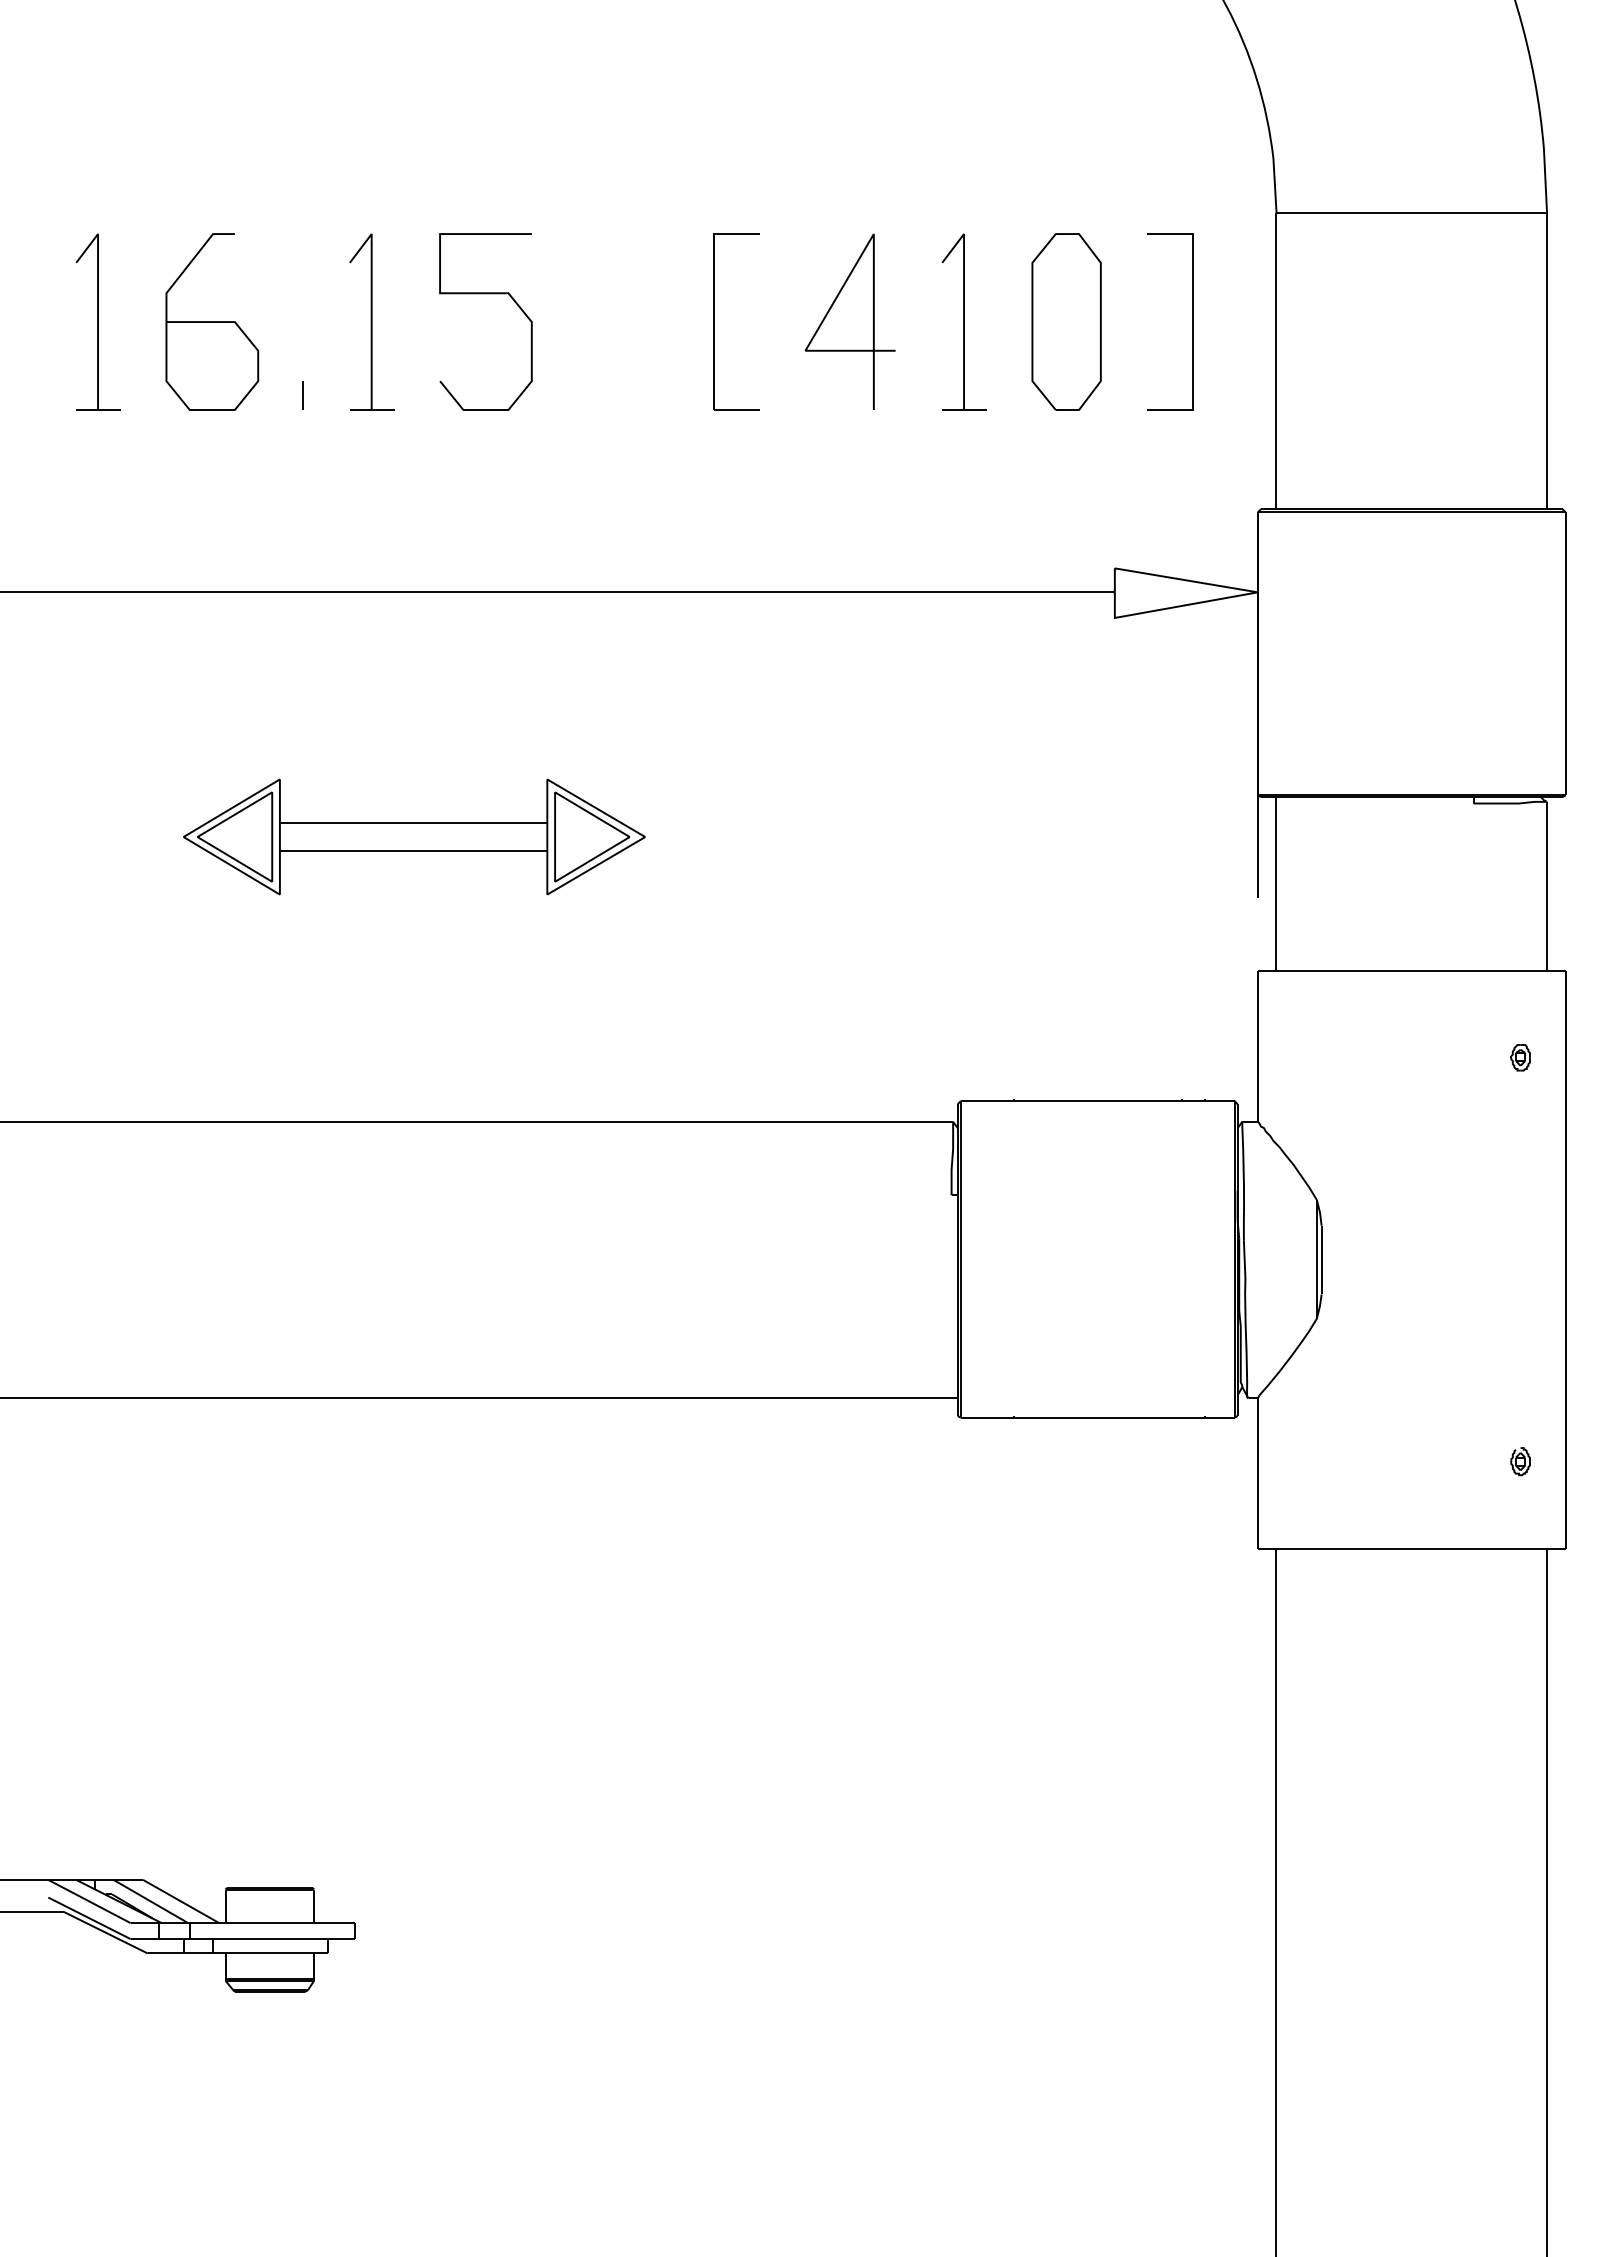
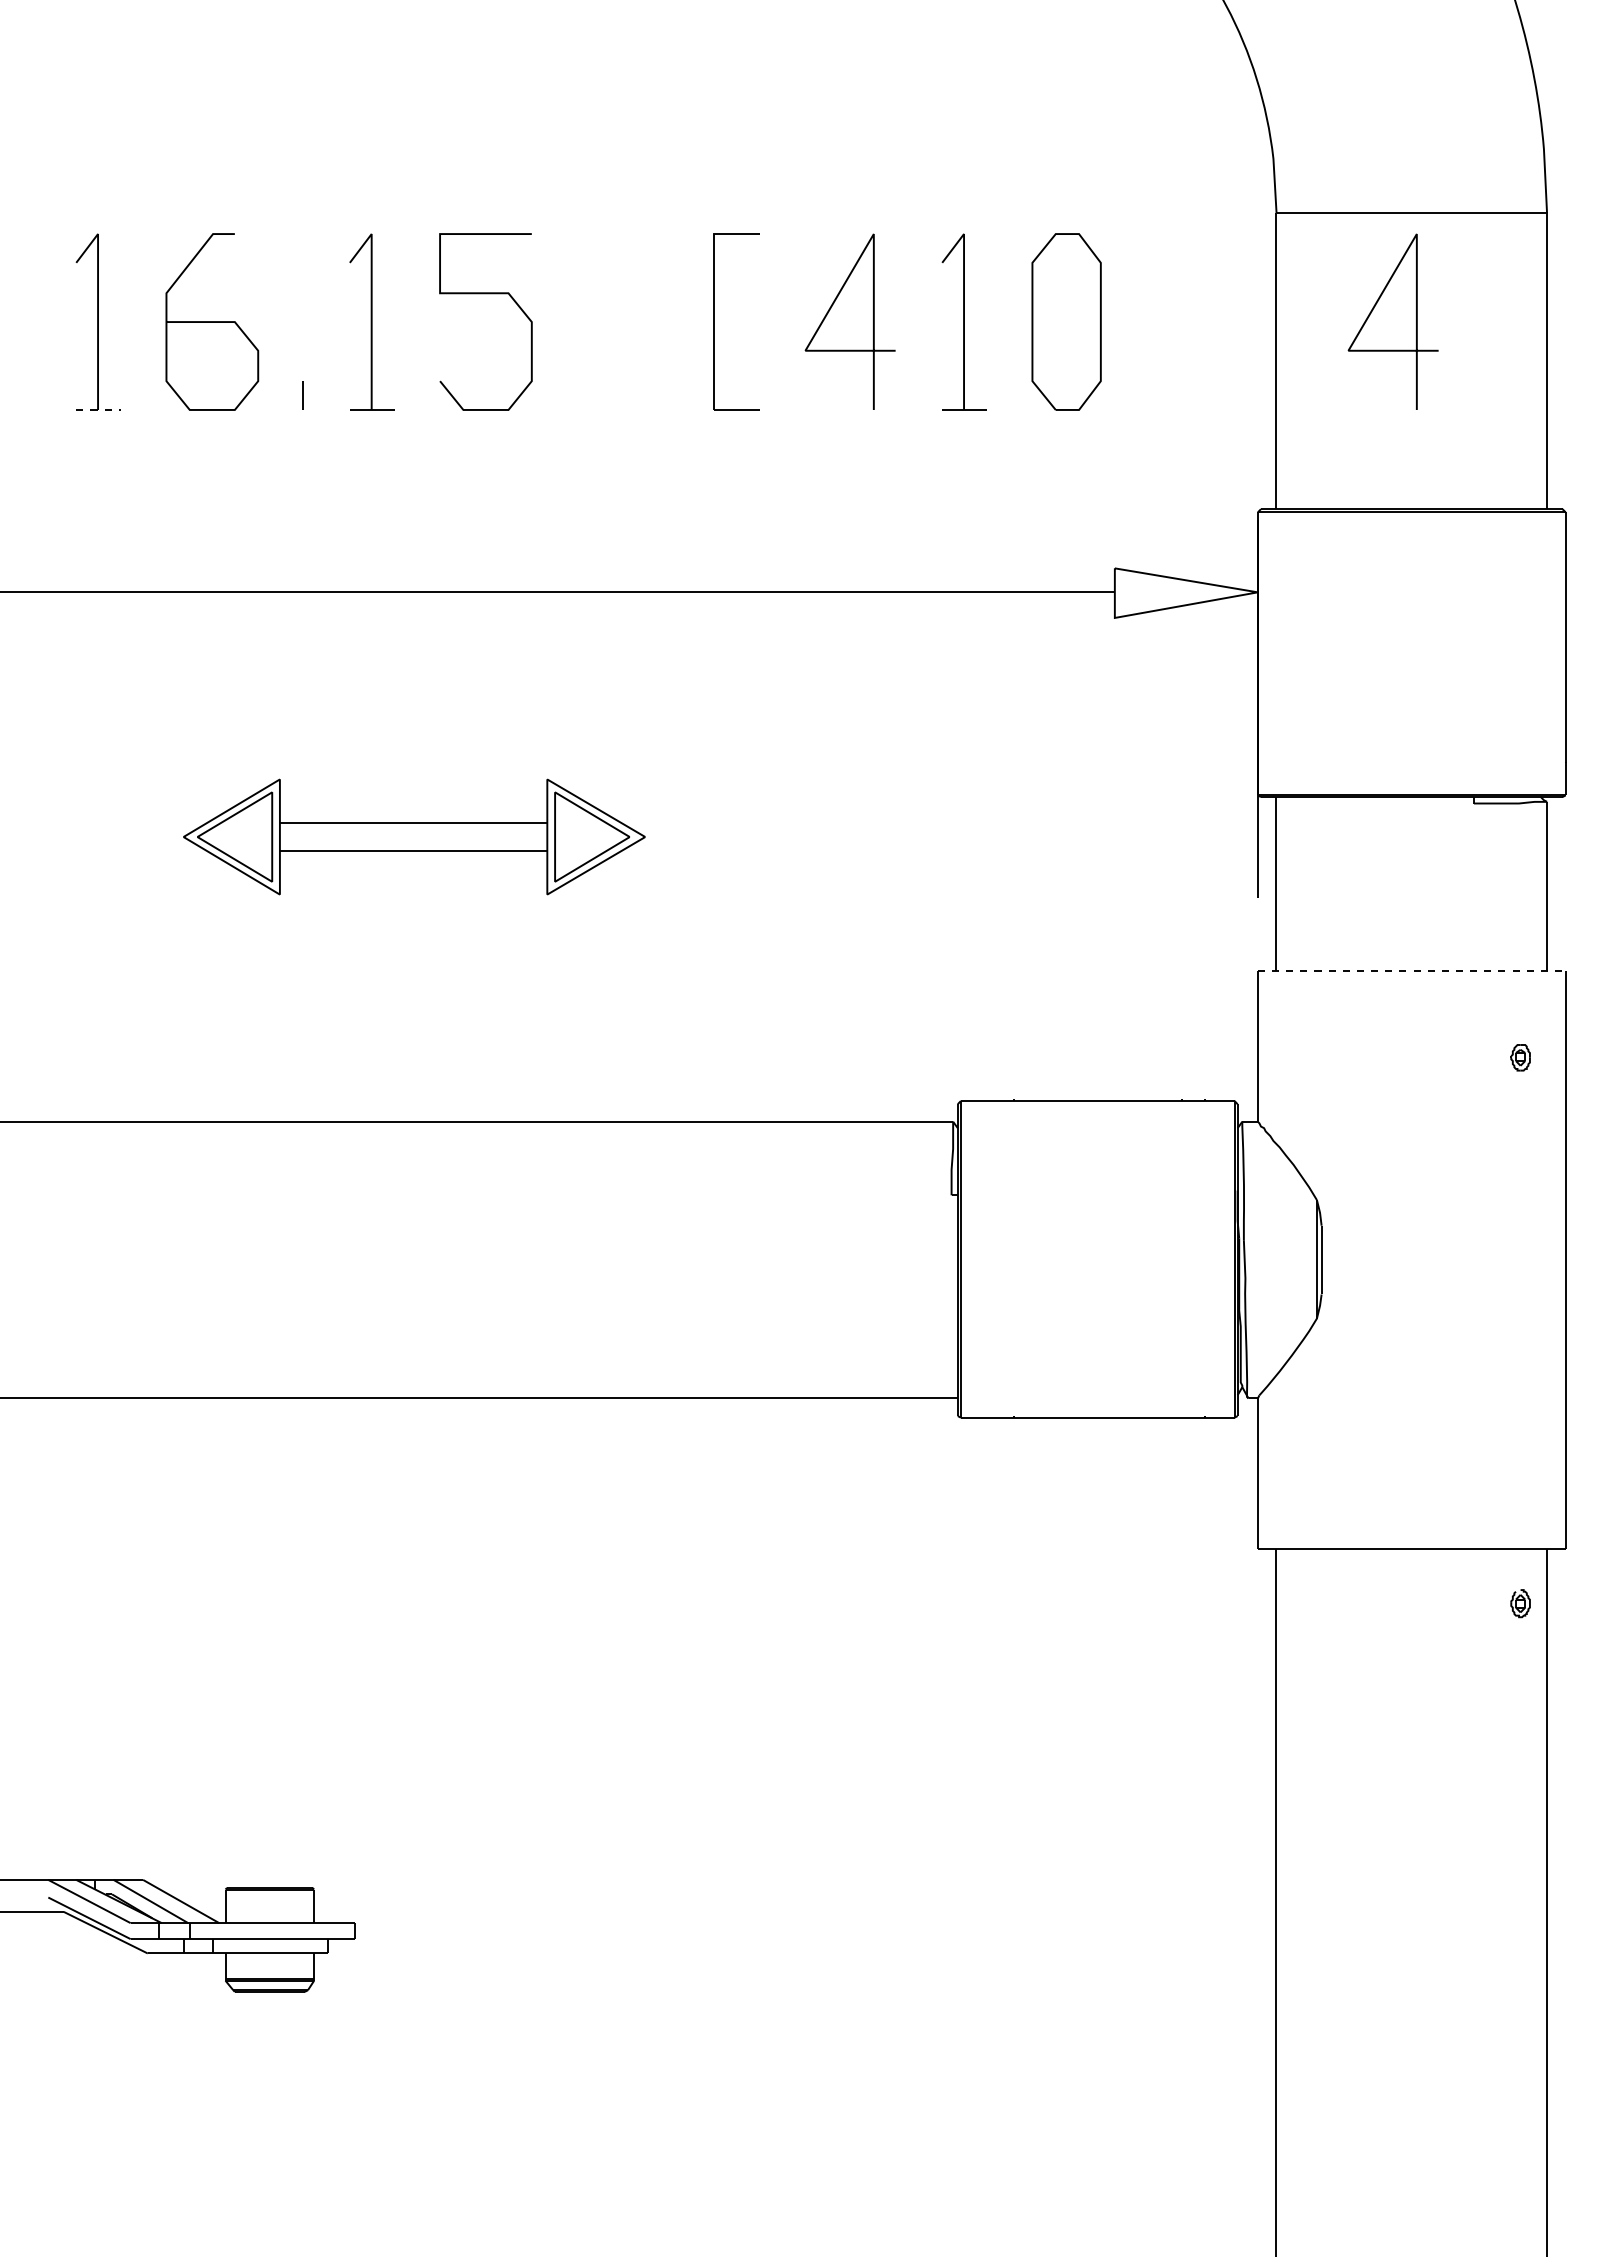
line: none -> present (1373, 310)
line: present -> none (1192, 321)
line: solid -> dashed (98, 409)
line: solid -> dashed (1411, 971)
part position: (1520, 1461) -> (1520, 1603) (1520, 1603)
